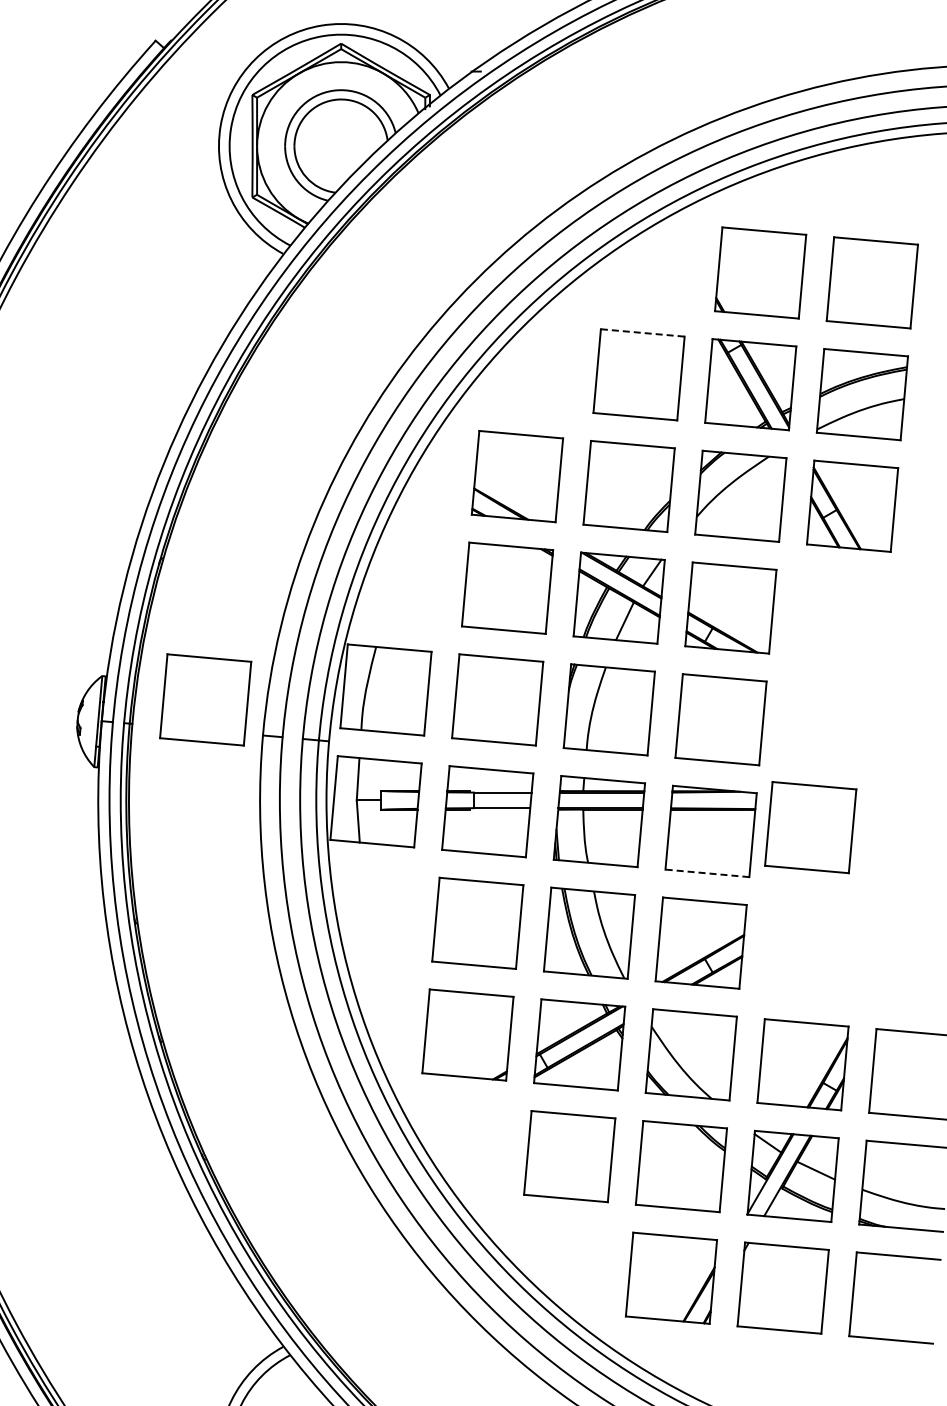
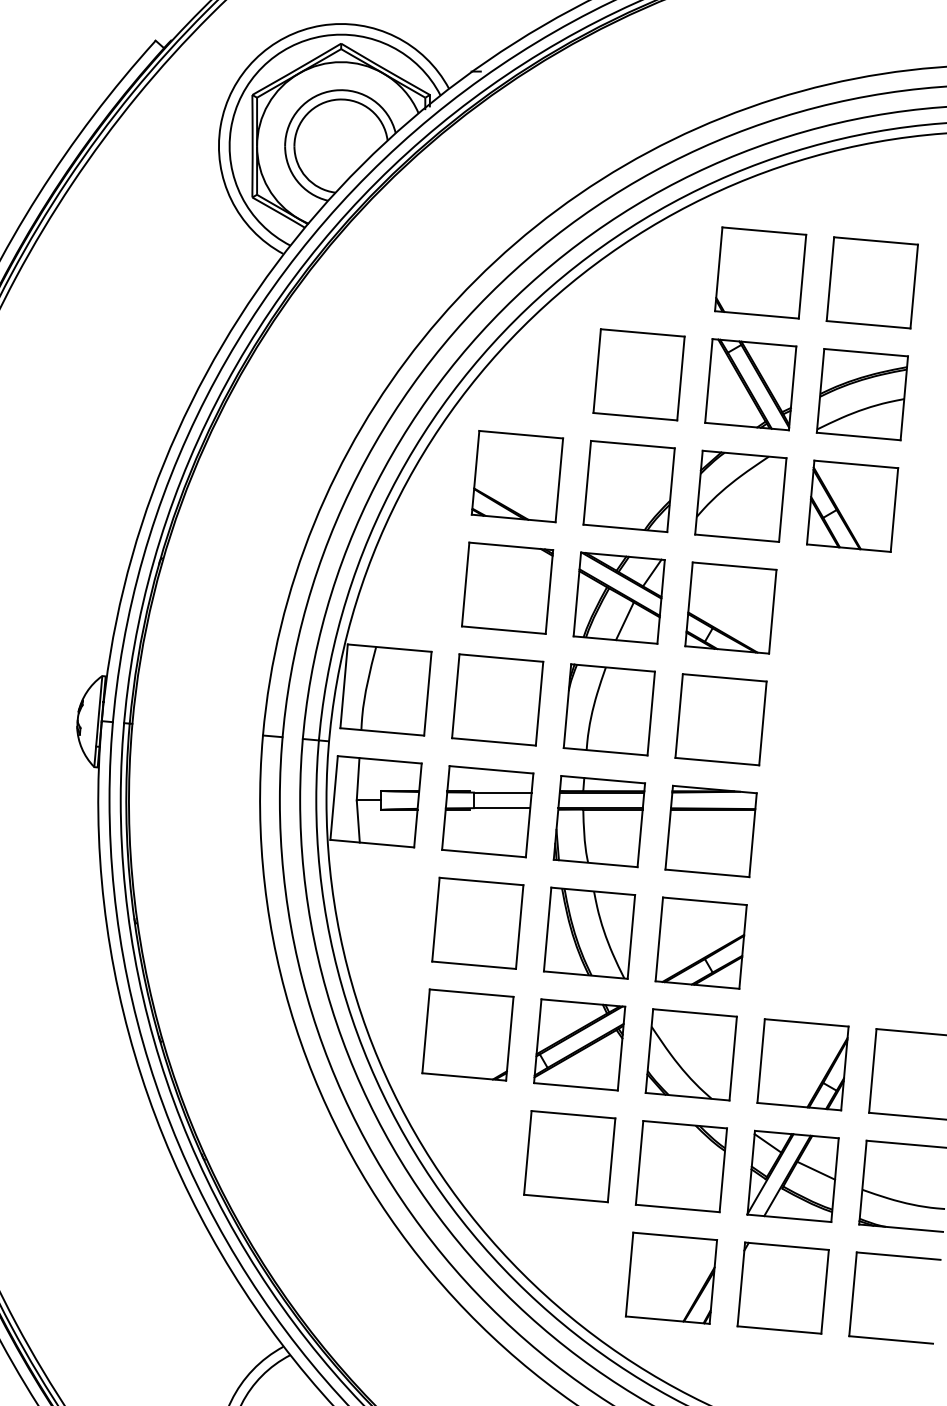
line: dashed -> solid (643, 333)
part: present -> none (205, 699)
part: present -> none (810, 827)
line: dashed -> solid (706, 873)
